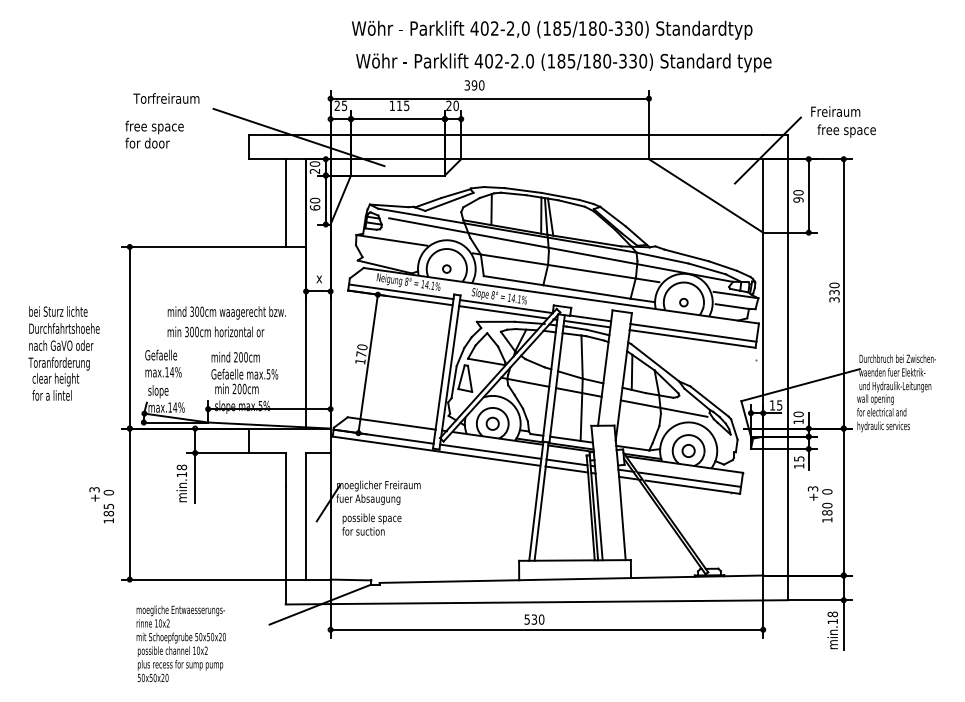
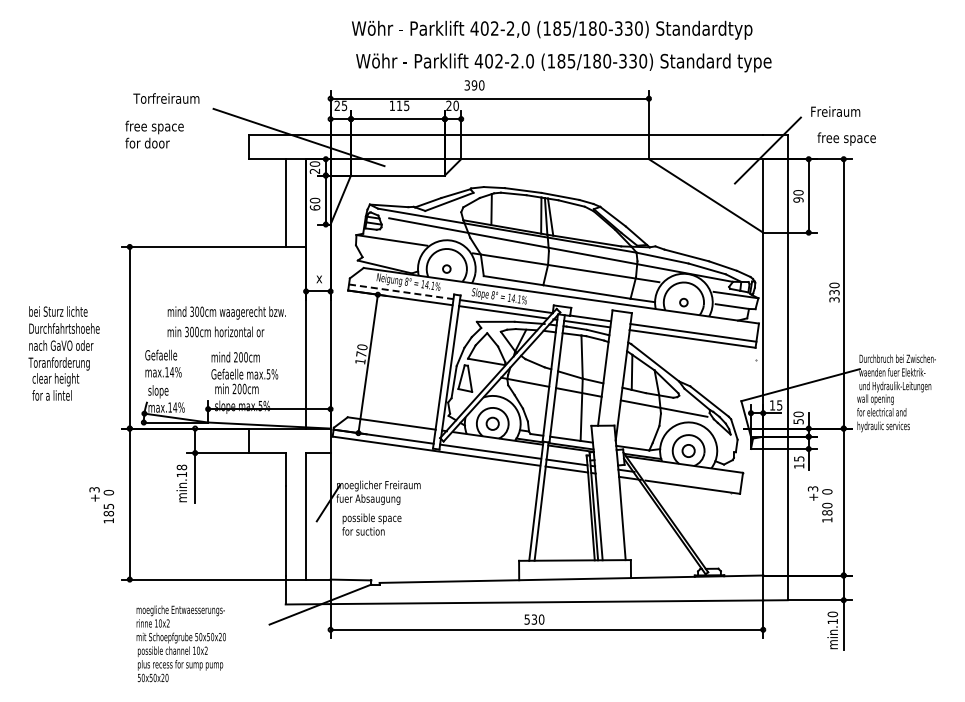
text position: (846, 130) -> (846, 138) (846, 138)
line: solid -> dashed (401, 291)
text: 10 -> 50 (798, 421)
line: present -> none (689, 479)
text: min.18 -> min.10 (832, 614)
